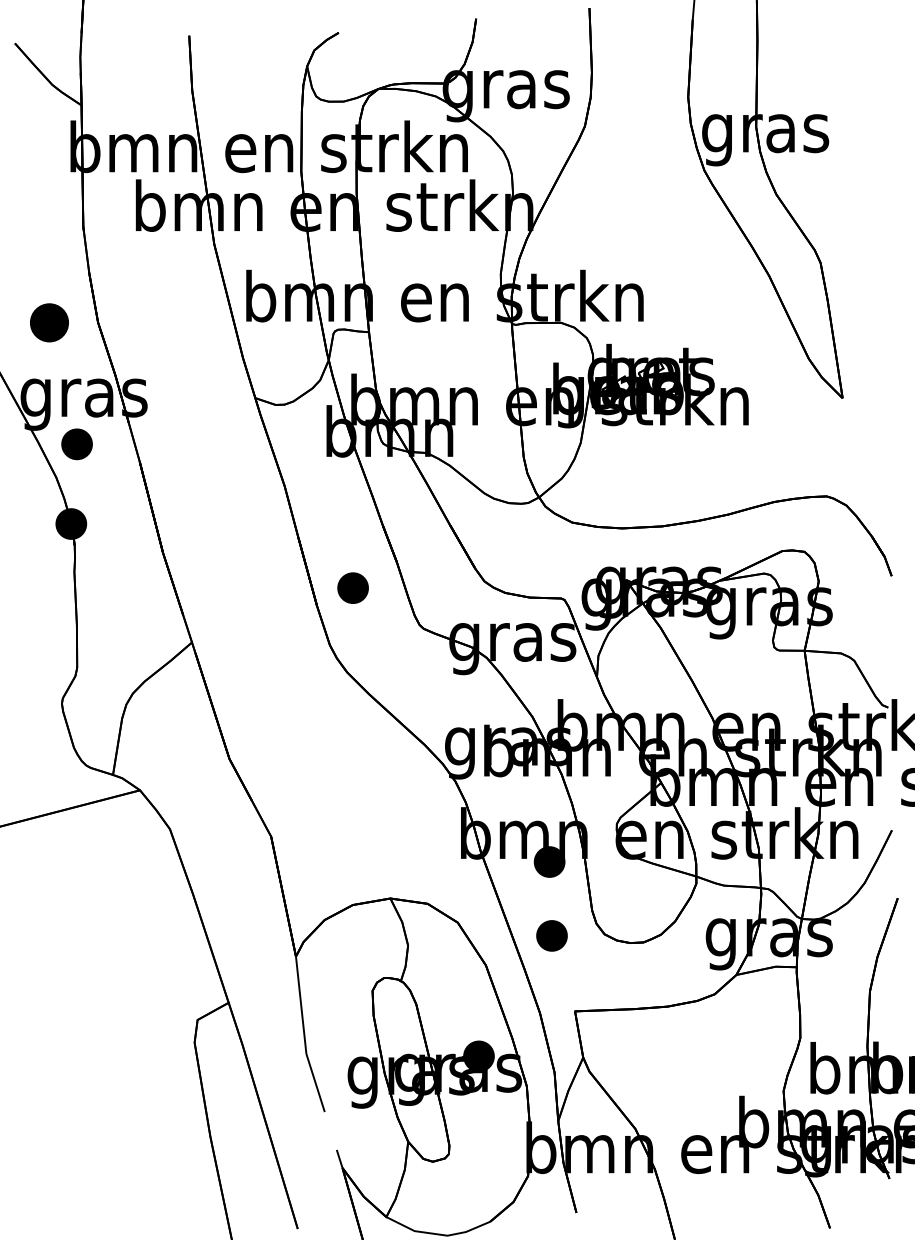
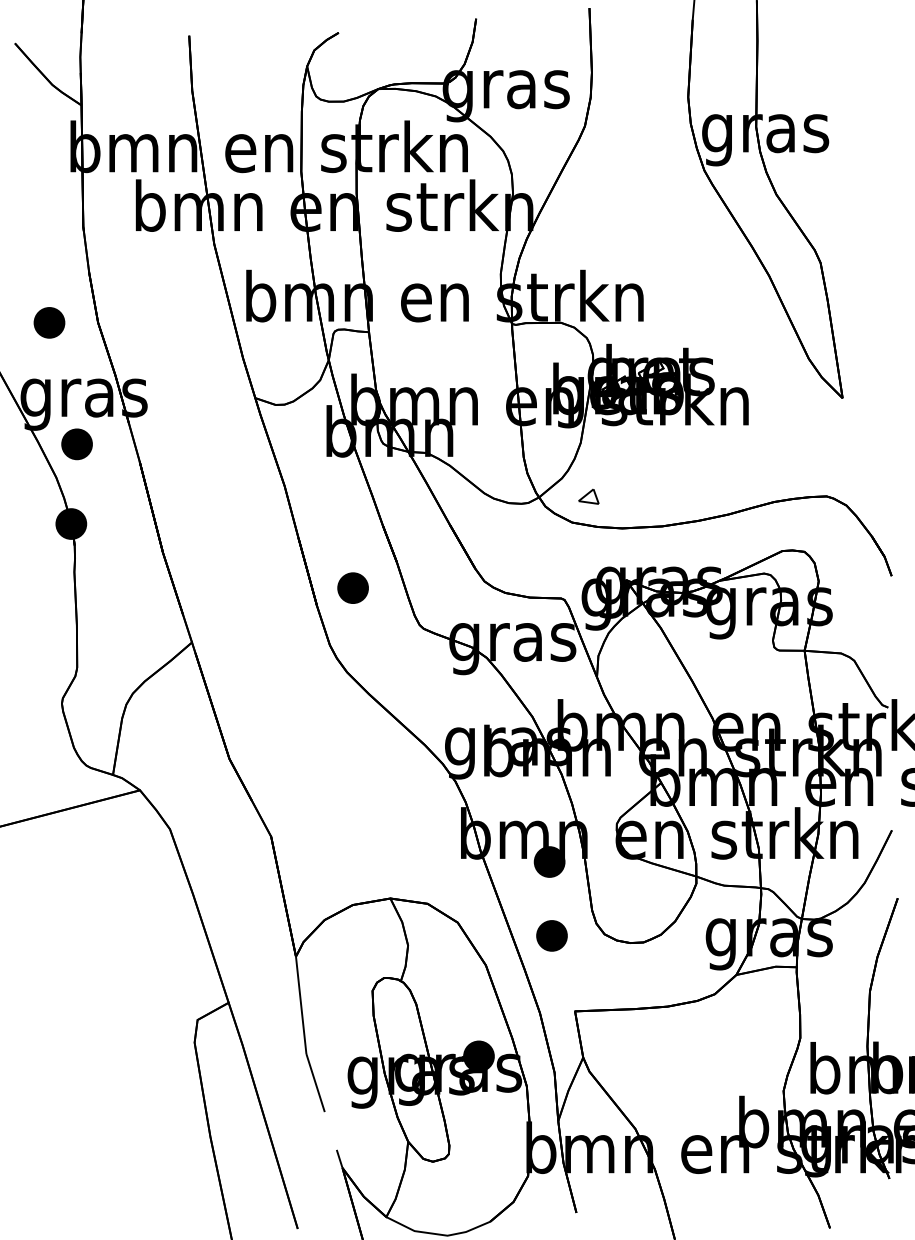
part size: 39x40 px -> 33x32 px (49, 322)
part: none -> present (588, 496)
